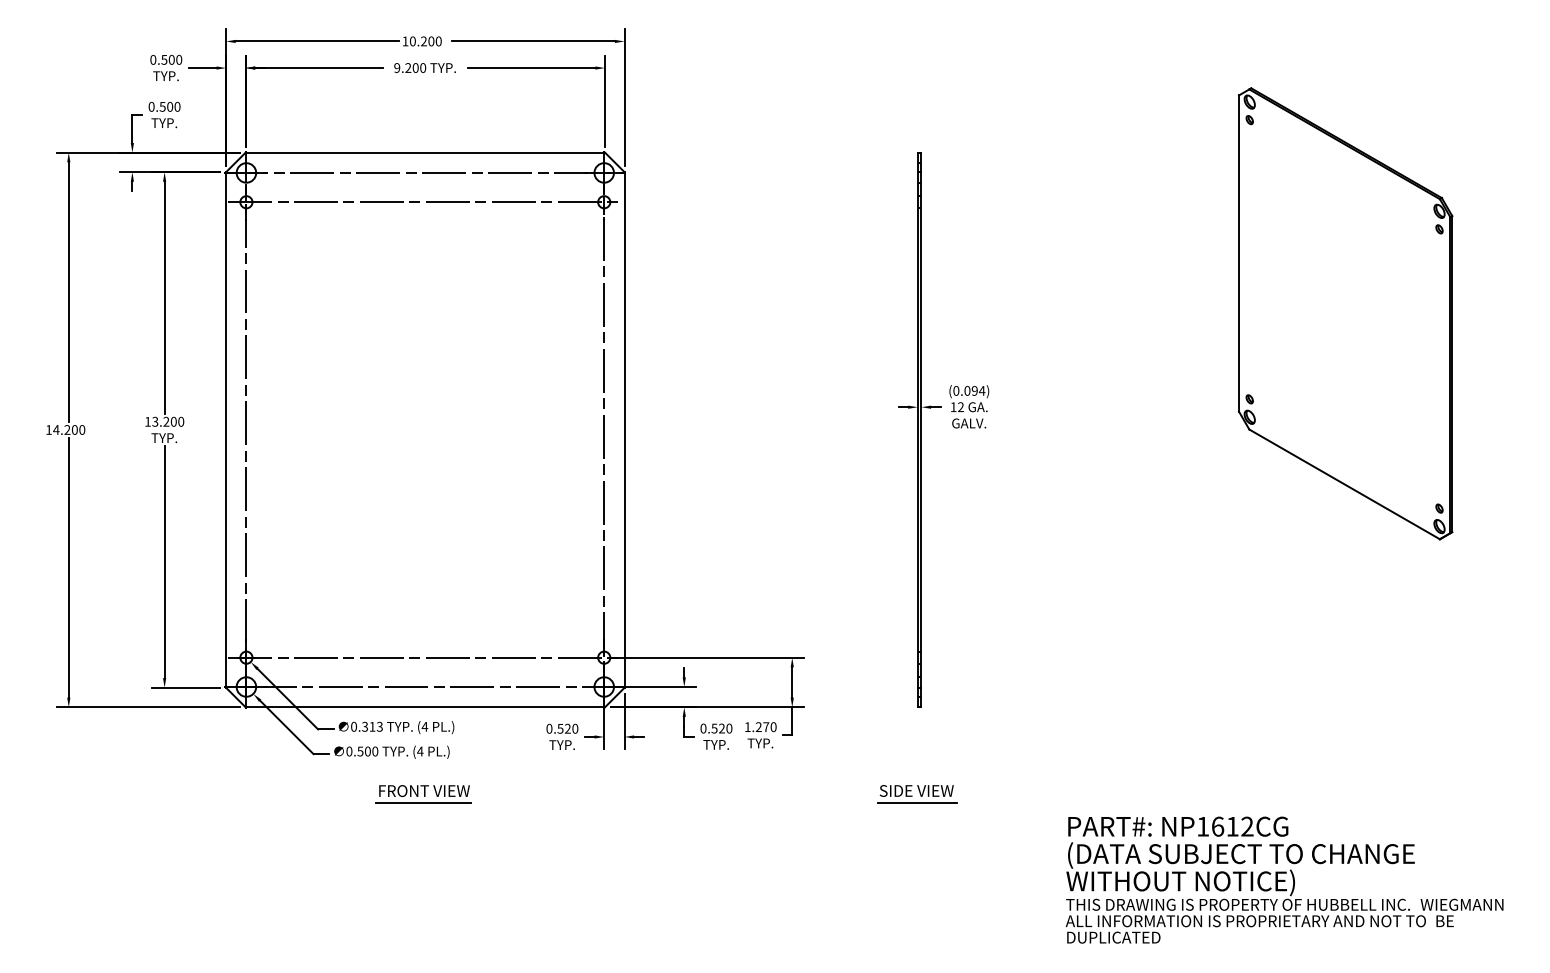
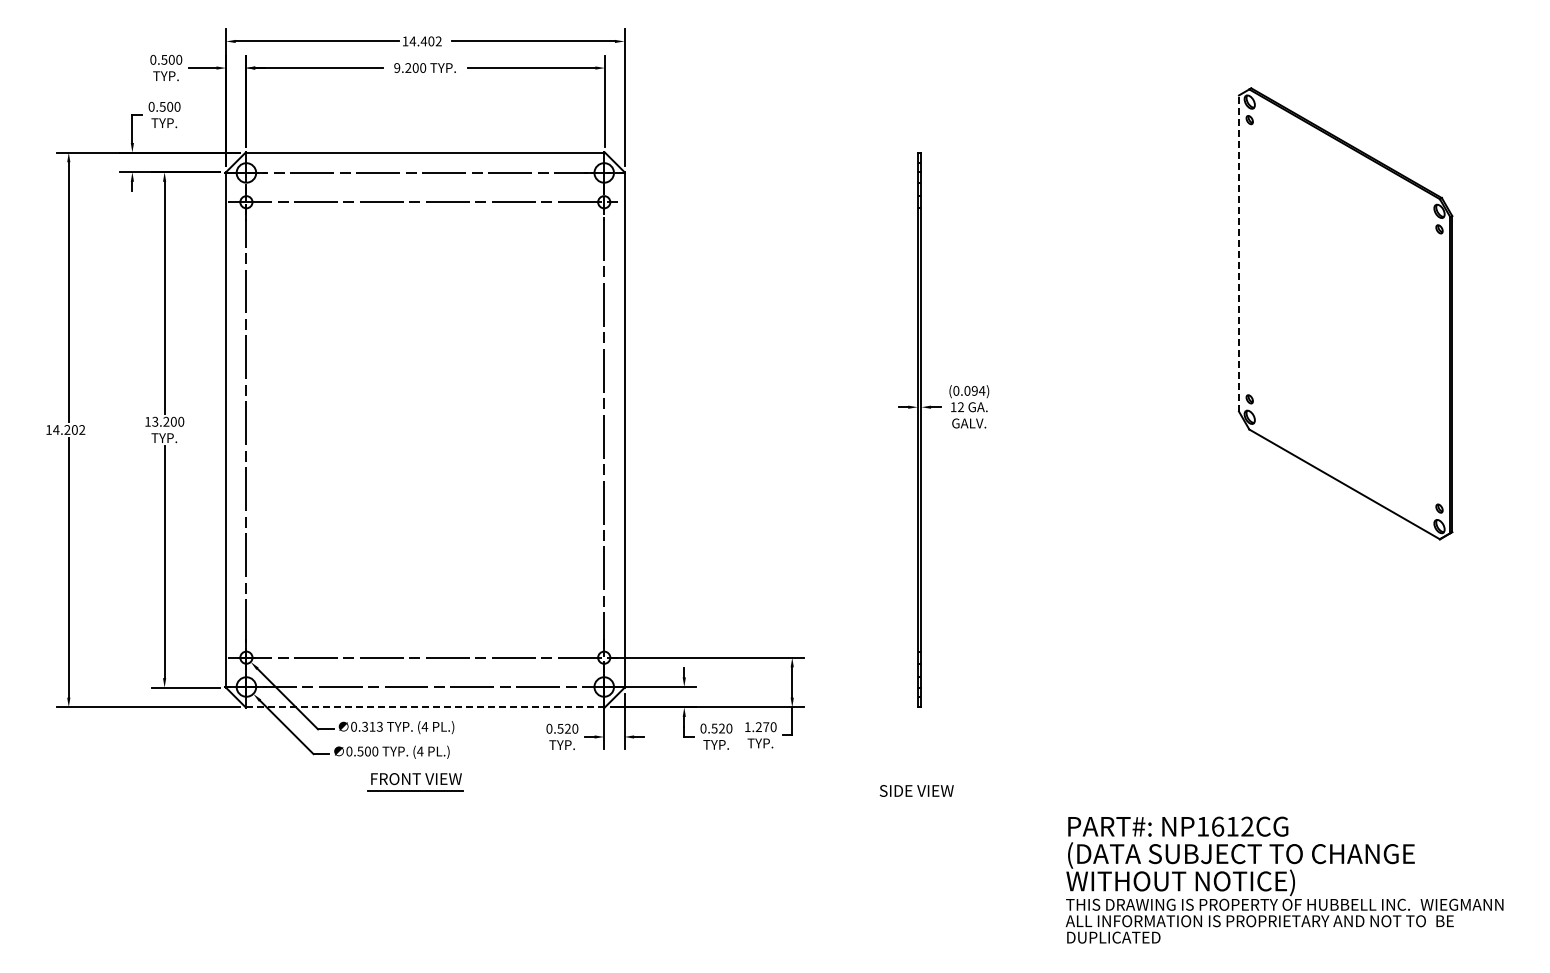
text: 10.200 -> 14.402 (425, 41)
line: solid -> dashed (1238, 253)
text: 14.200 -> 14.202 (82, 429)
line: solid -> dashed (425, 707)
part position: (423, 794) -> (415, 782) (415, 782)
line: present -> none (917, 802)
